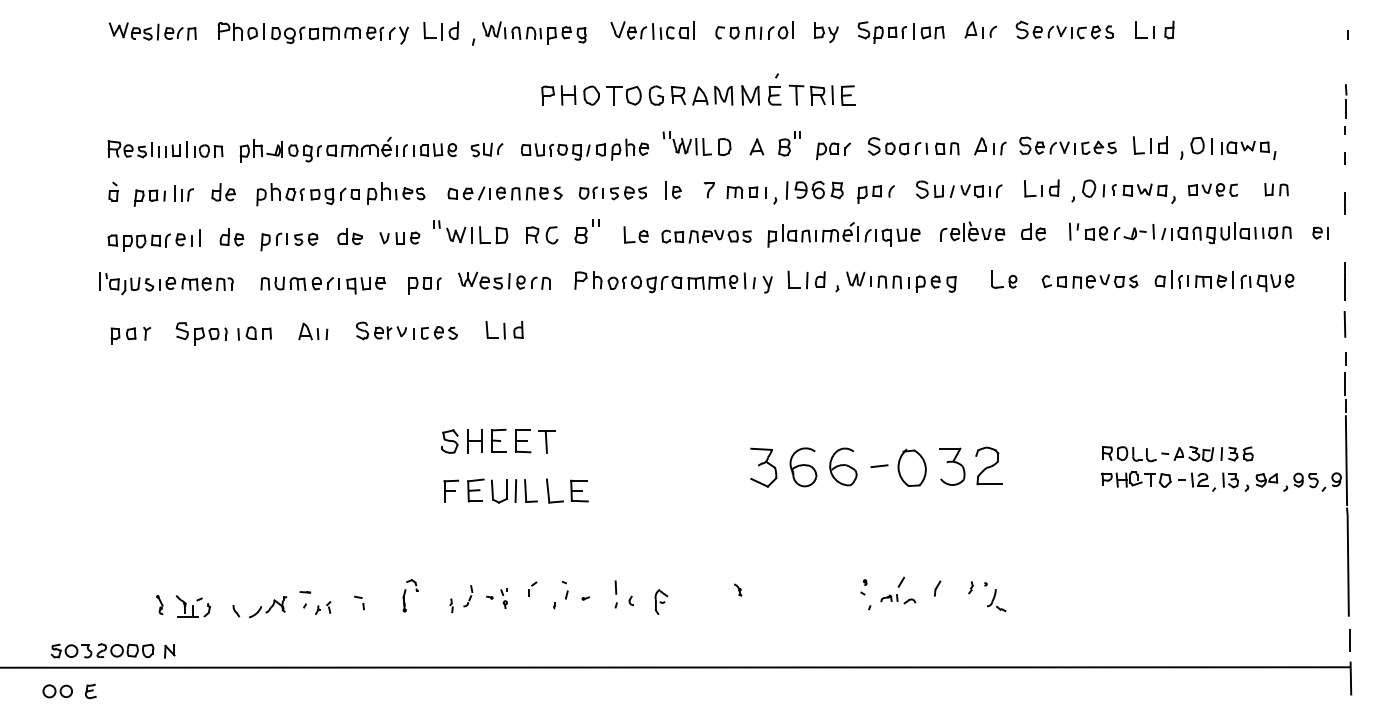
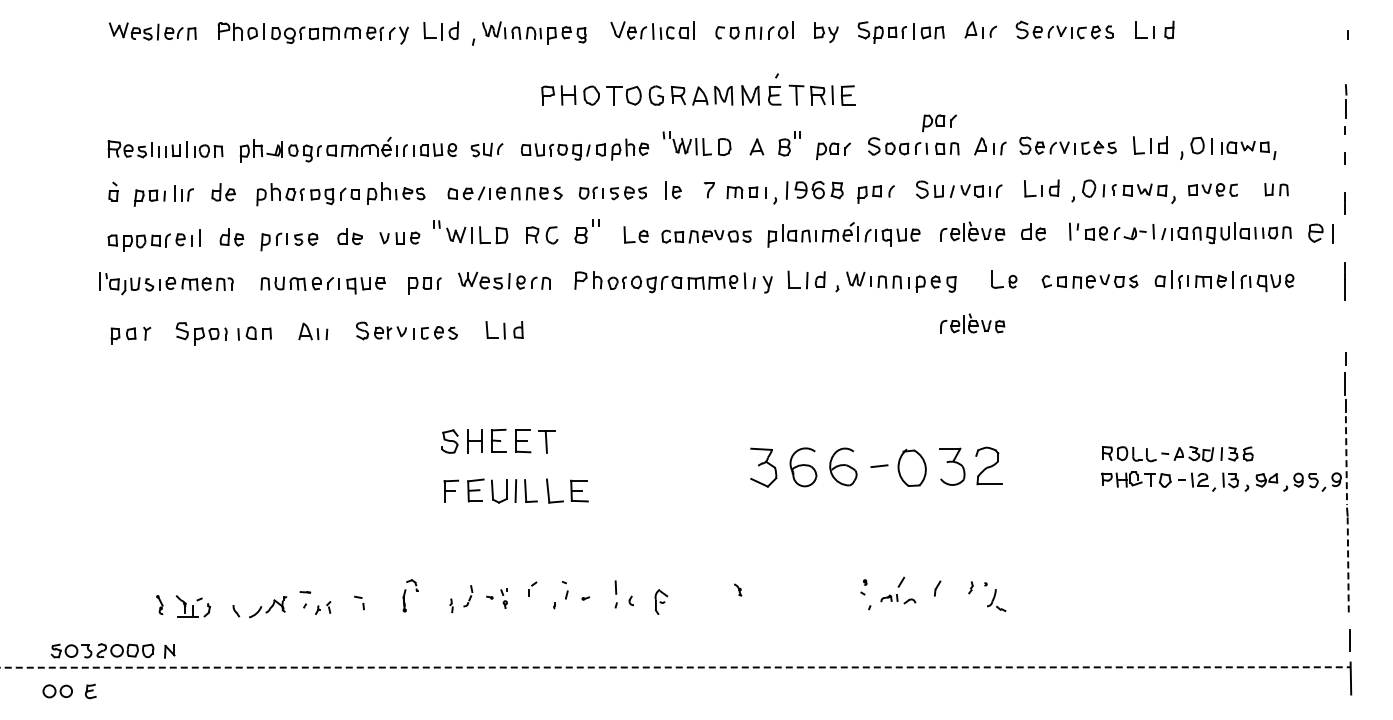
part: none -> present (939, 123)
part size: 17x14 px -> 26x21 px (1320, 233)
part: none -> present (972, 323)
line: present -> none (1344, 323)
line: solid -> dashed (1346, 461)
line: solid -> dashed (1348, 567)
line: solid -> dashed (675, 667)
